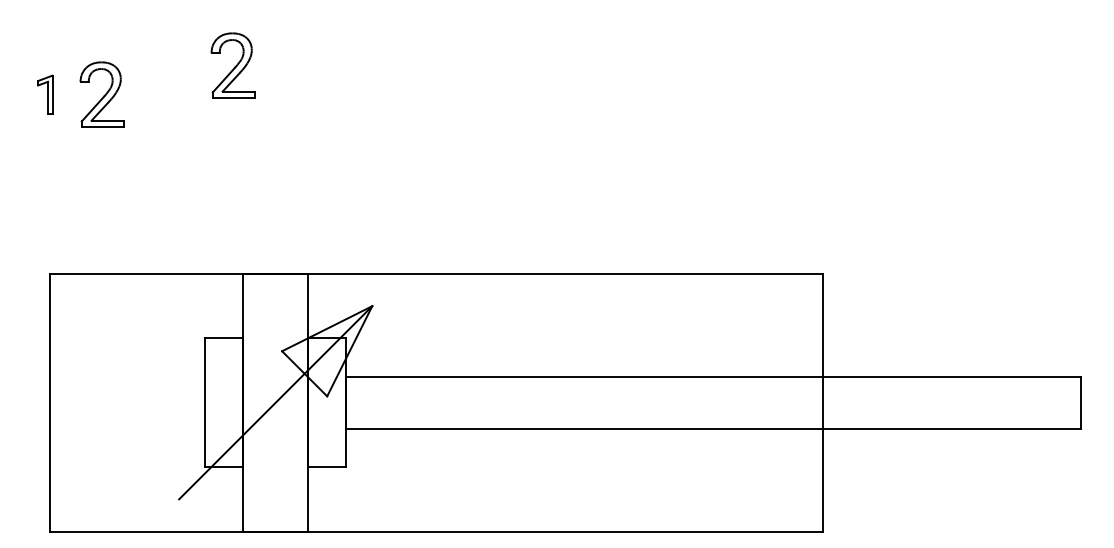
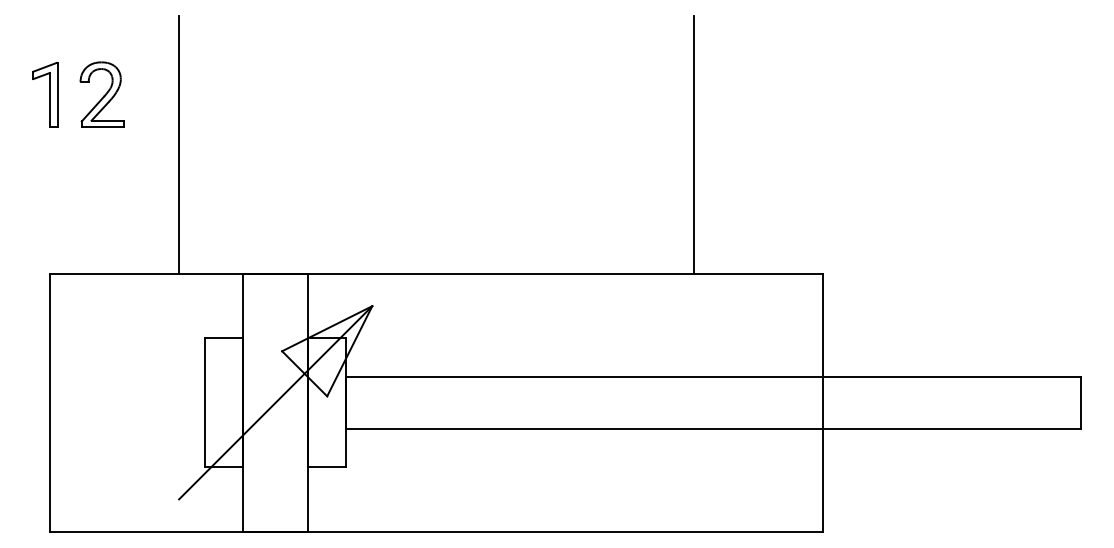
part: present -> none (232, 65)
part size: 17x41 px -> 27x66 px (45, 94)
line: none -> present (179, 145)
line: none -> present (694, 145)
